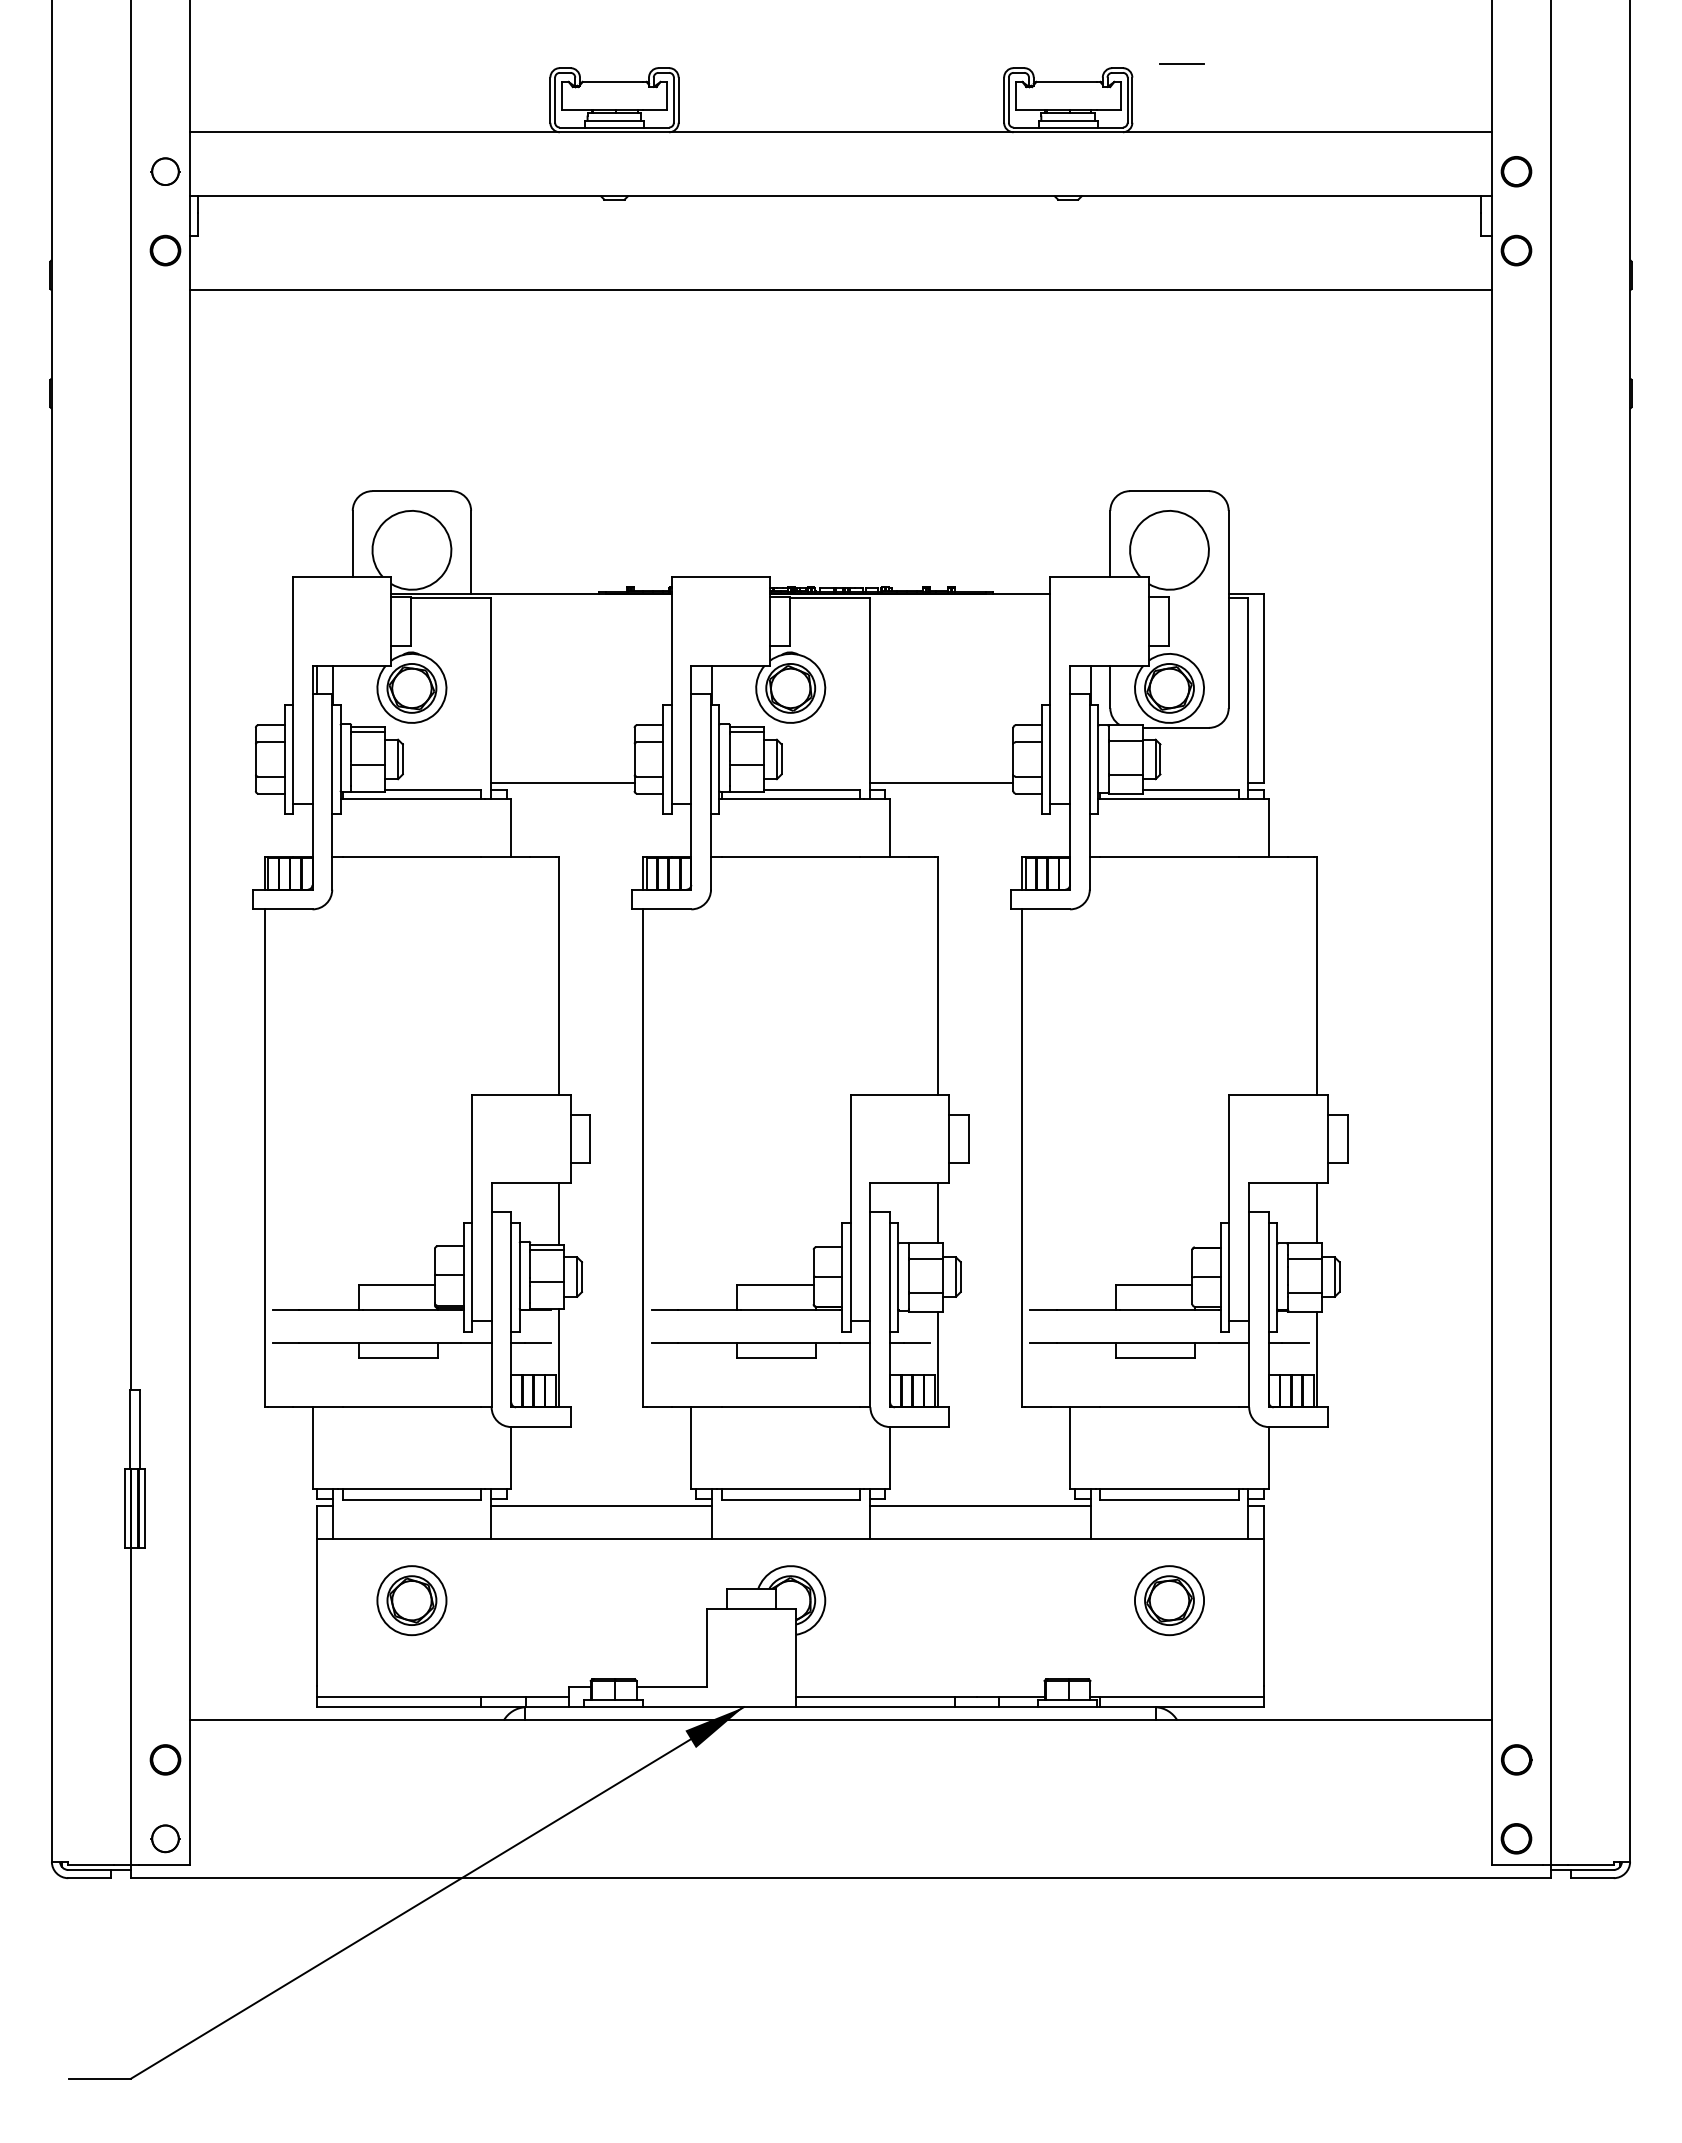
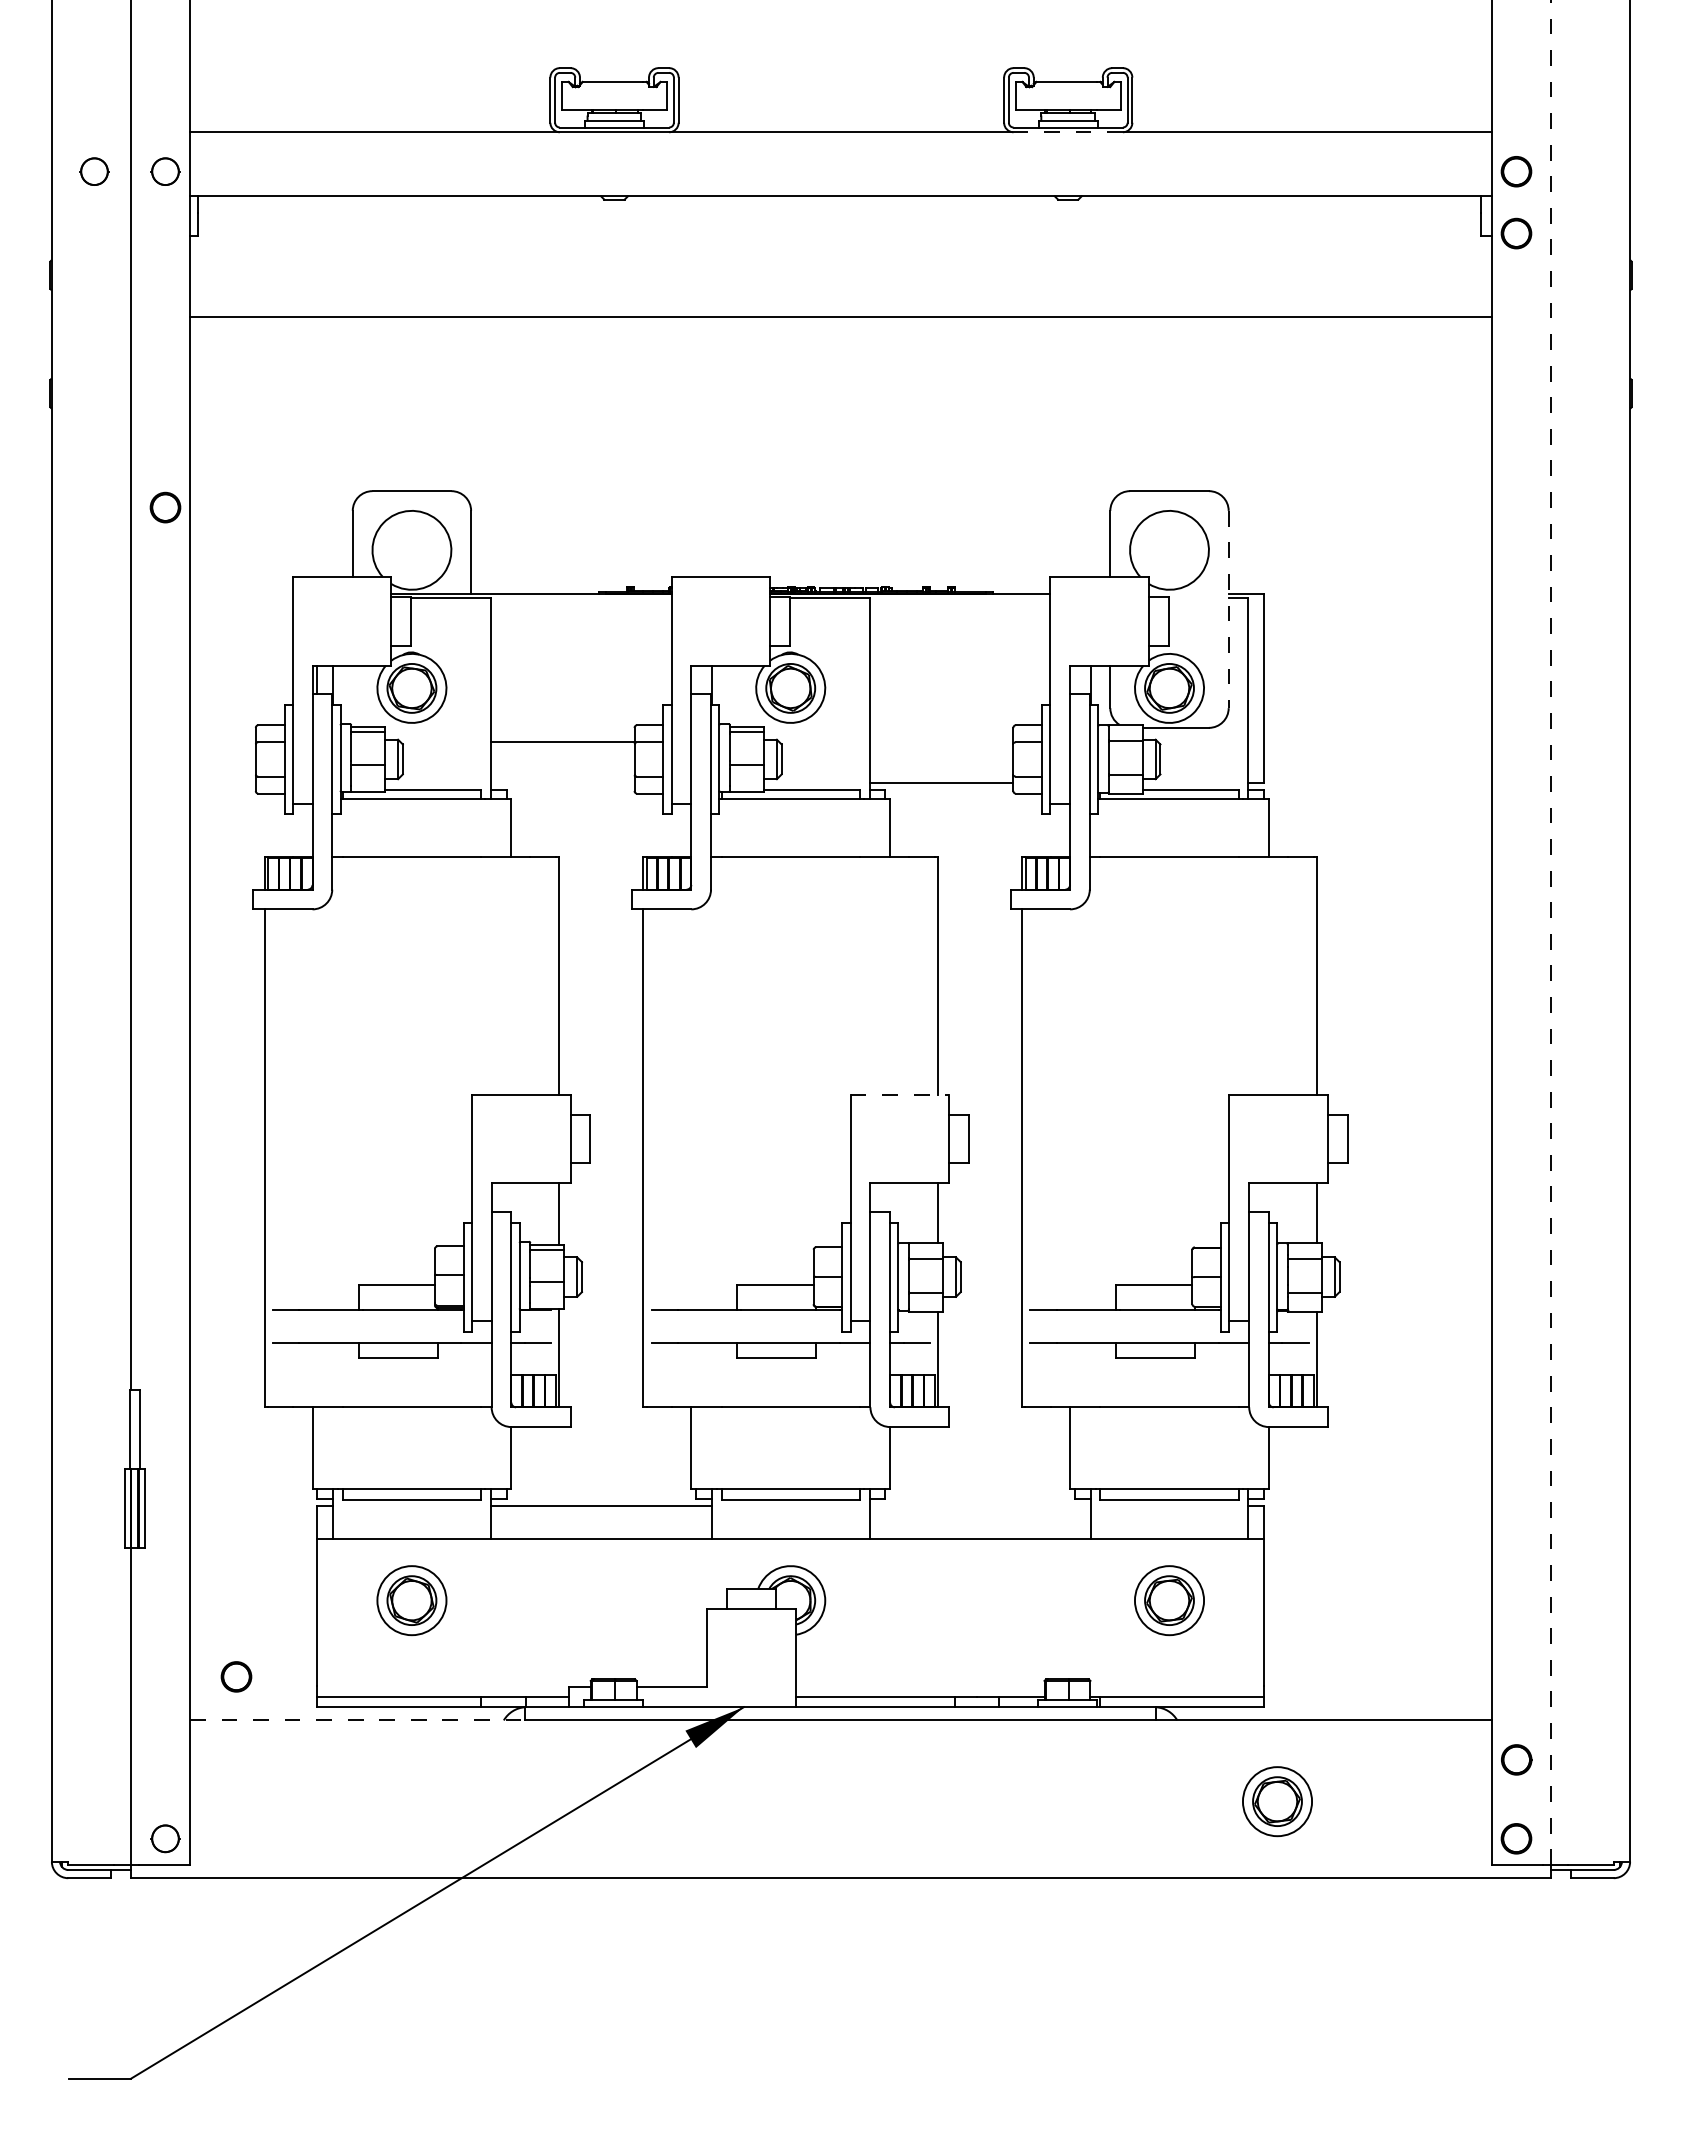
line: present -> none (1181, 64)
line: solid -> dashed (1068, 132)
part: none -> present (94, 171)
part position: (165, 250) -> (165, 507) (165, 507)
part position: (1516, 250) -> (1516, 233) (1516, 233)
line position: (840, 290) -> (840, 317) (840, 317)
line: solid -> dashed (1228, 609)
line position: (562, 783) -> (562, 742) (562, 742)
line: solid -> dashed (1551, 932)
line: solid -> dashed (900, 1094)
line: present -> none (979, 1505)
line: solid -> dashed (357, 1720)
part position: (165, 1759) -> (236, 1676) (236, 1676)
part: none -> present (1277, 1801)
